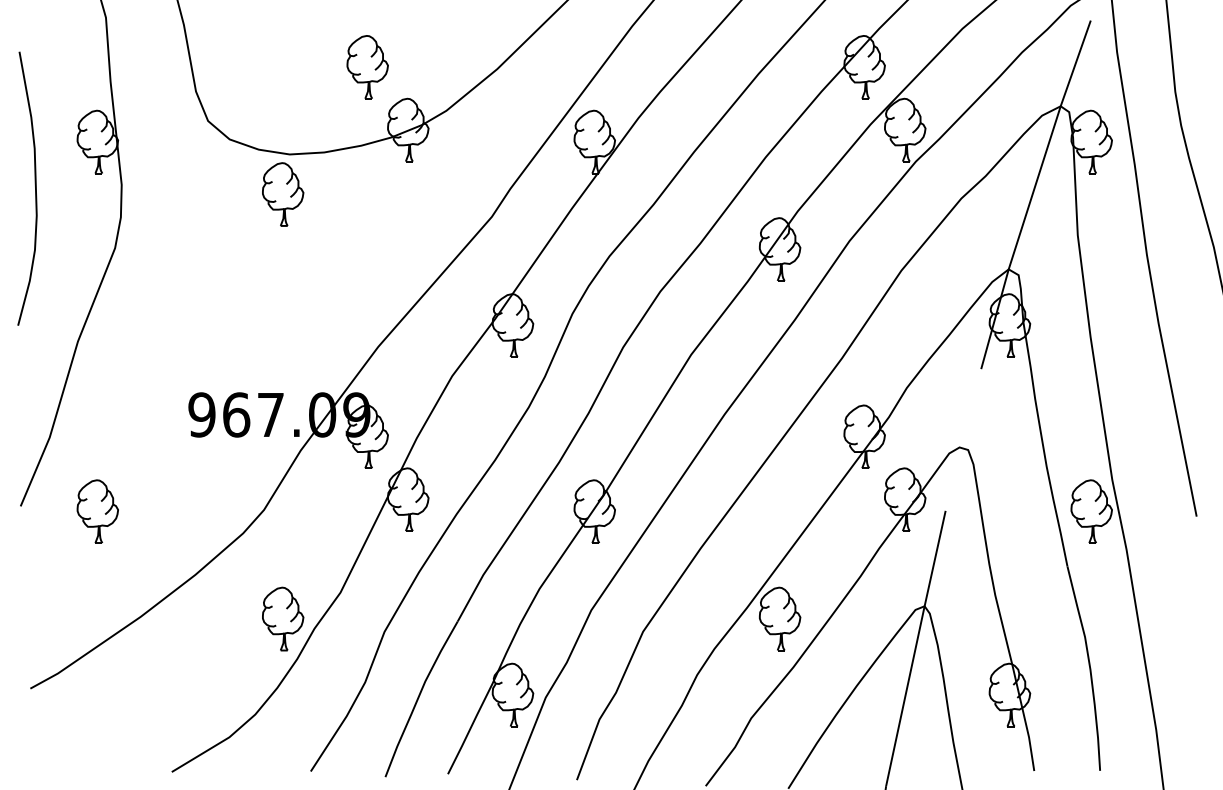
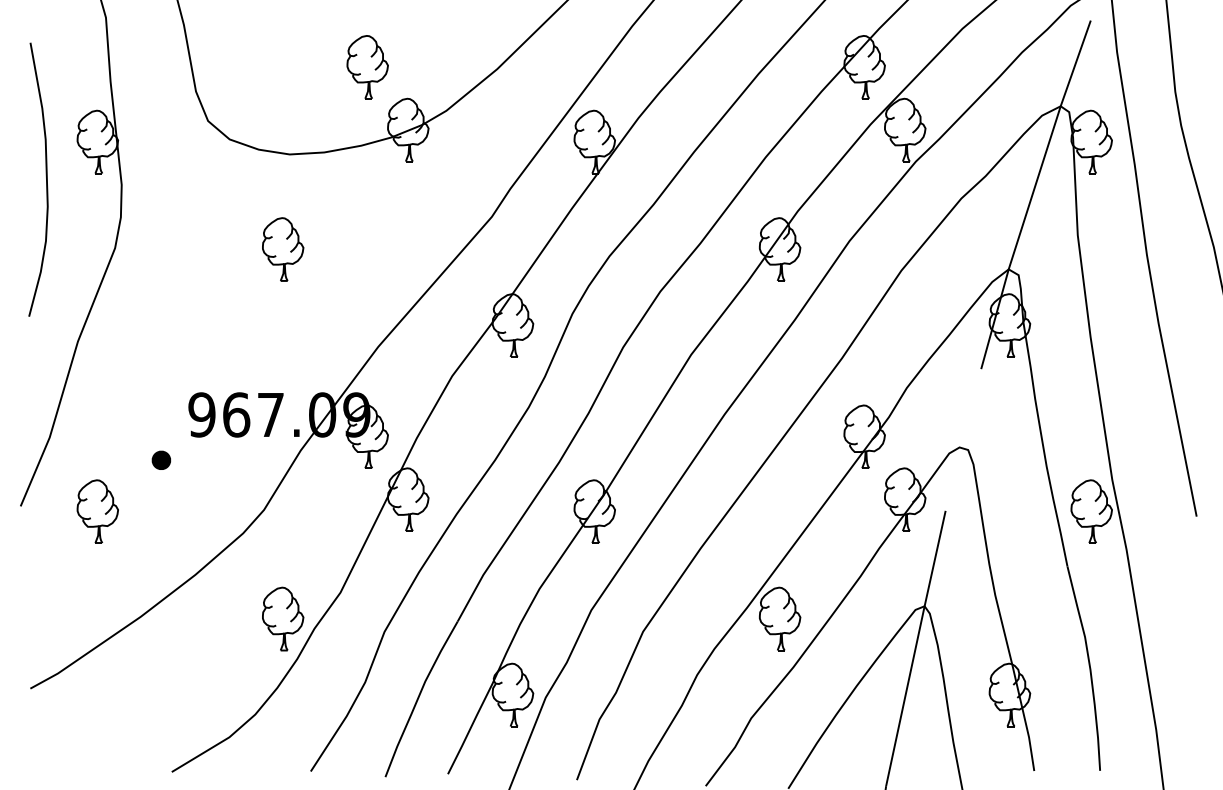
curve position: (35, 188) -> (46, 179) (46, 179)
part position: (283, 194) -> (283, 249) (283, 249)
part: none -> present (161, 459)
